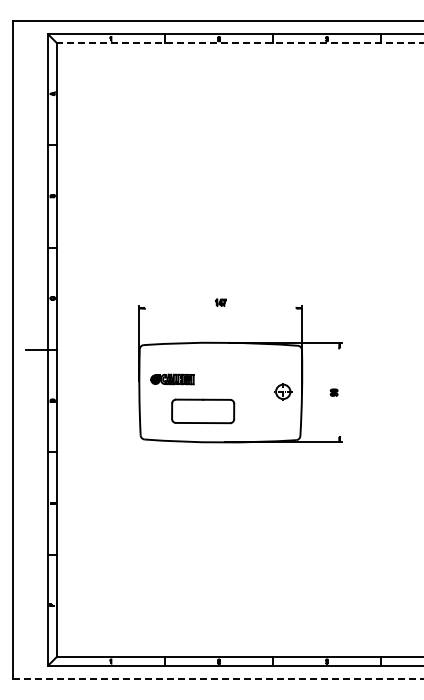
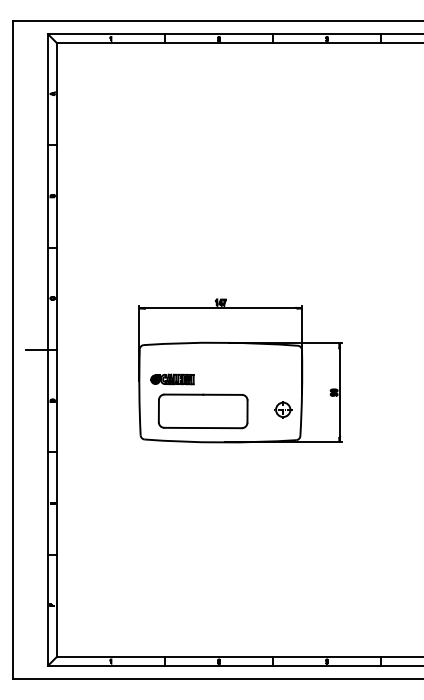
line: dashed -> solid (239, 43)
line: none -> present (220, 308)
part position: (283, 391) -> (283, 409) (283, 409)
line: none -> present (339, 392)
part size: 65x27 px -> 92x37 px (202, 411)
line: dashed -> solid (218, 679)
